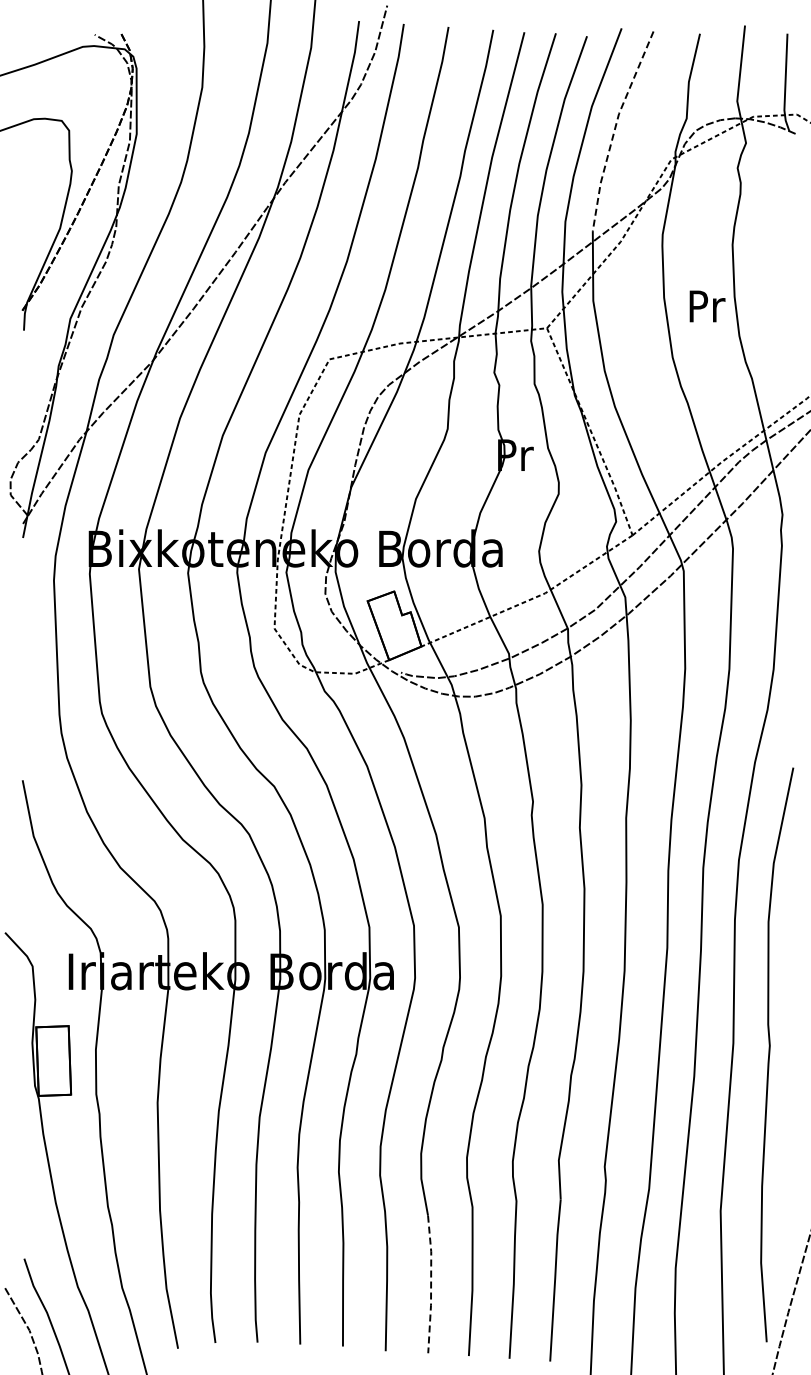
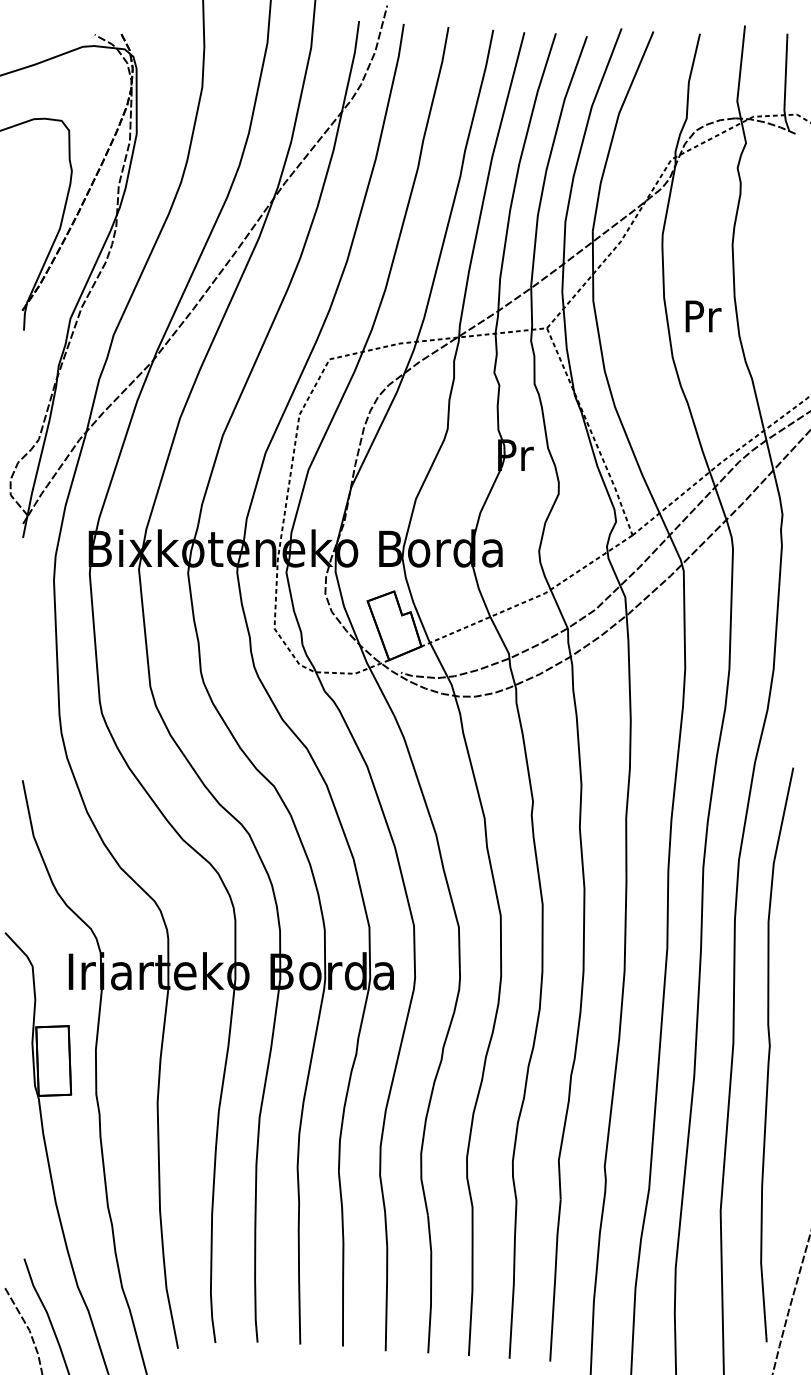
line: dashed -> solid (614, 129)
text position: (707, 306) -> (703, 316) (703, 316)
line: dashed -> solid (431, 1284)
